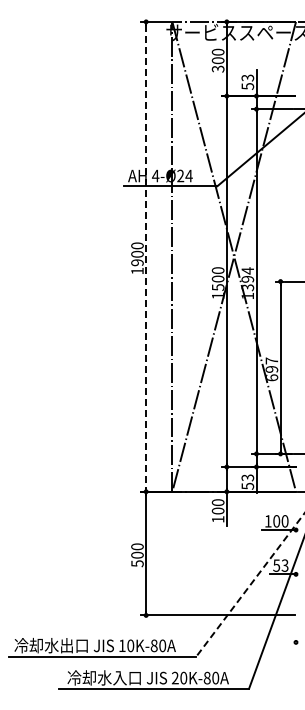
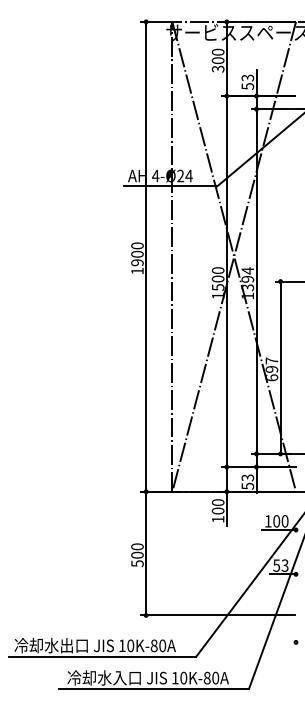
line: dashed -> solid (146, 256)
line: dashed -> solid (250, 585)
text: 20K-80A -> 10K-80A (174, 677)
